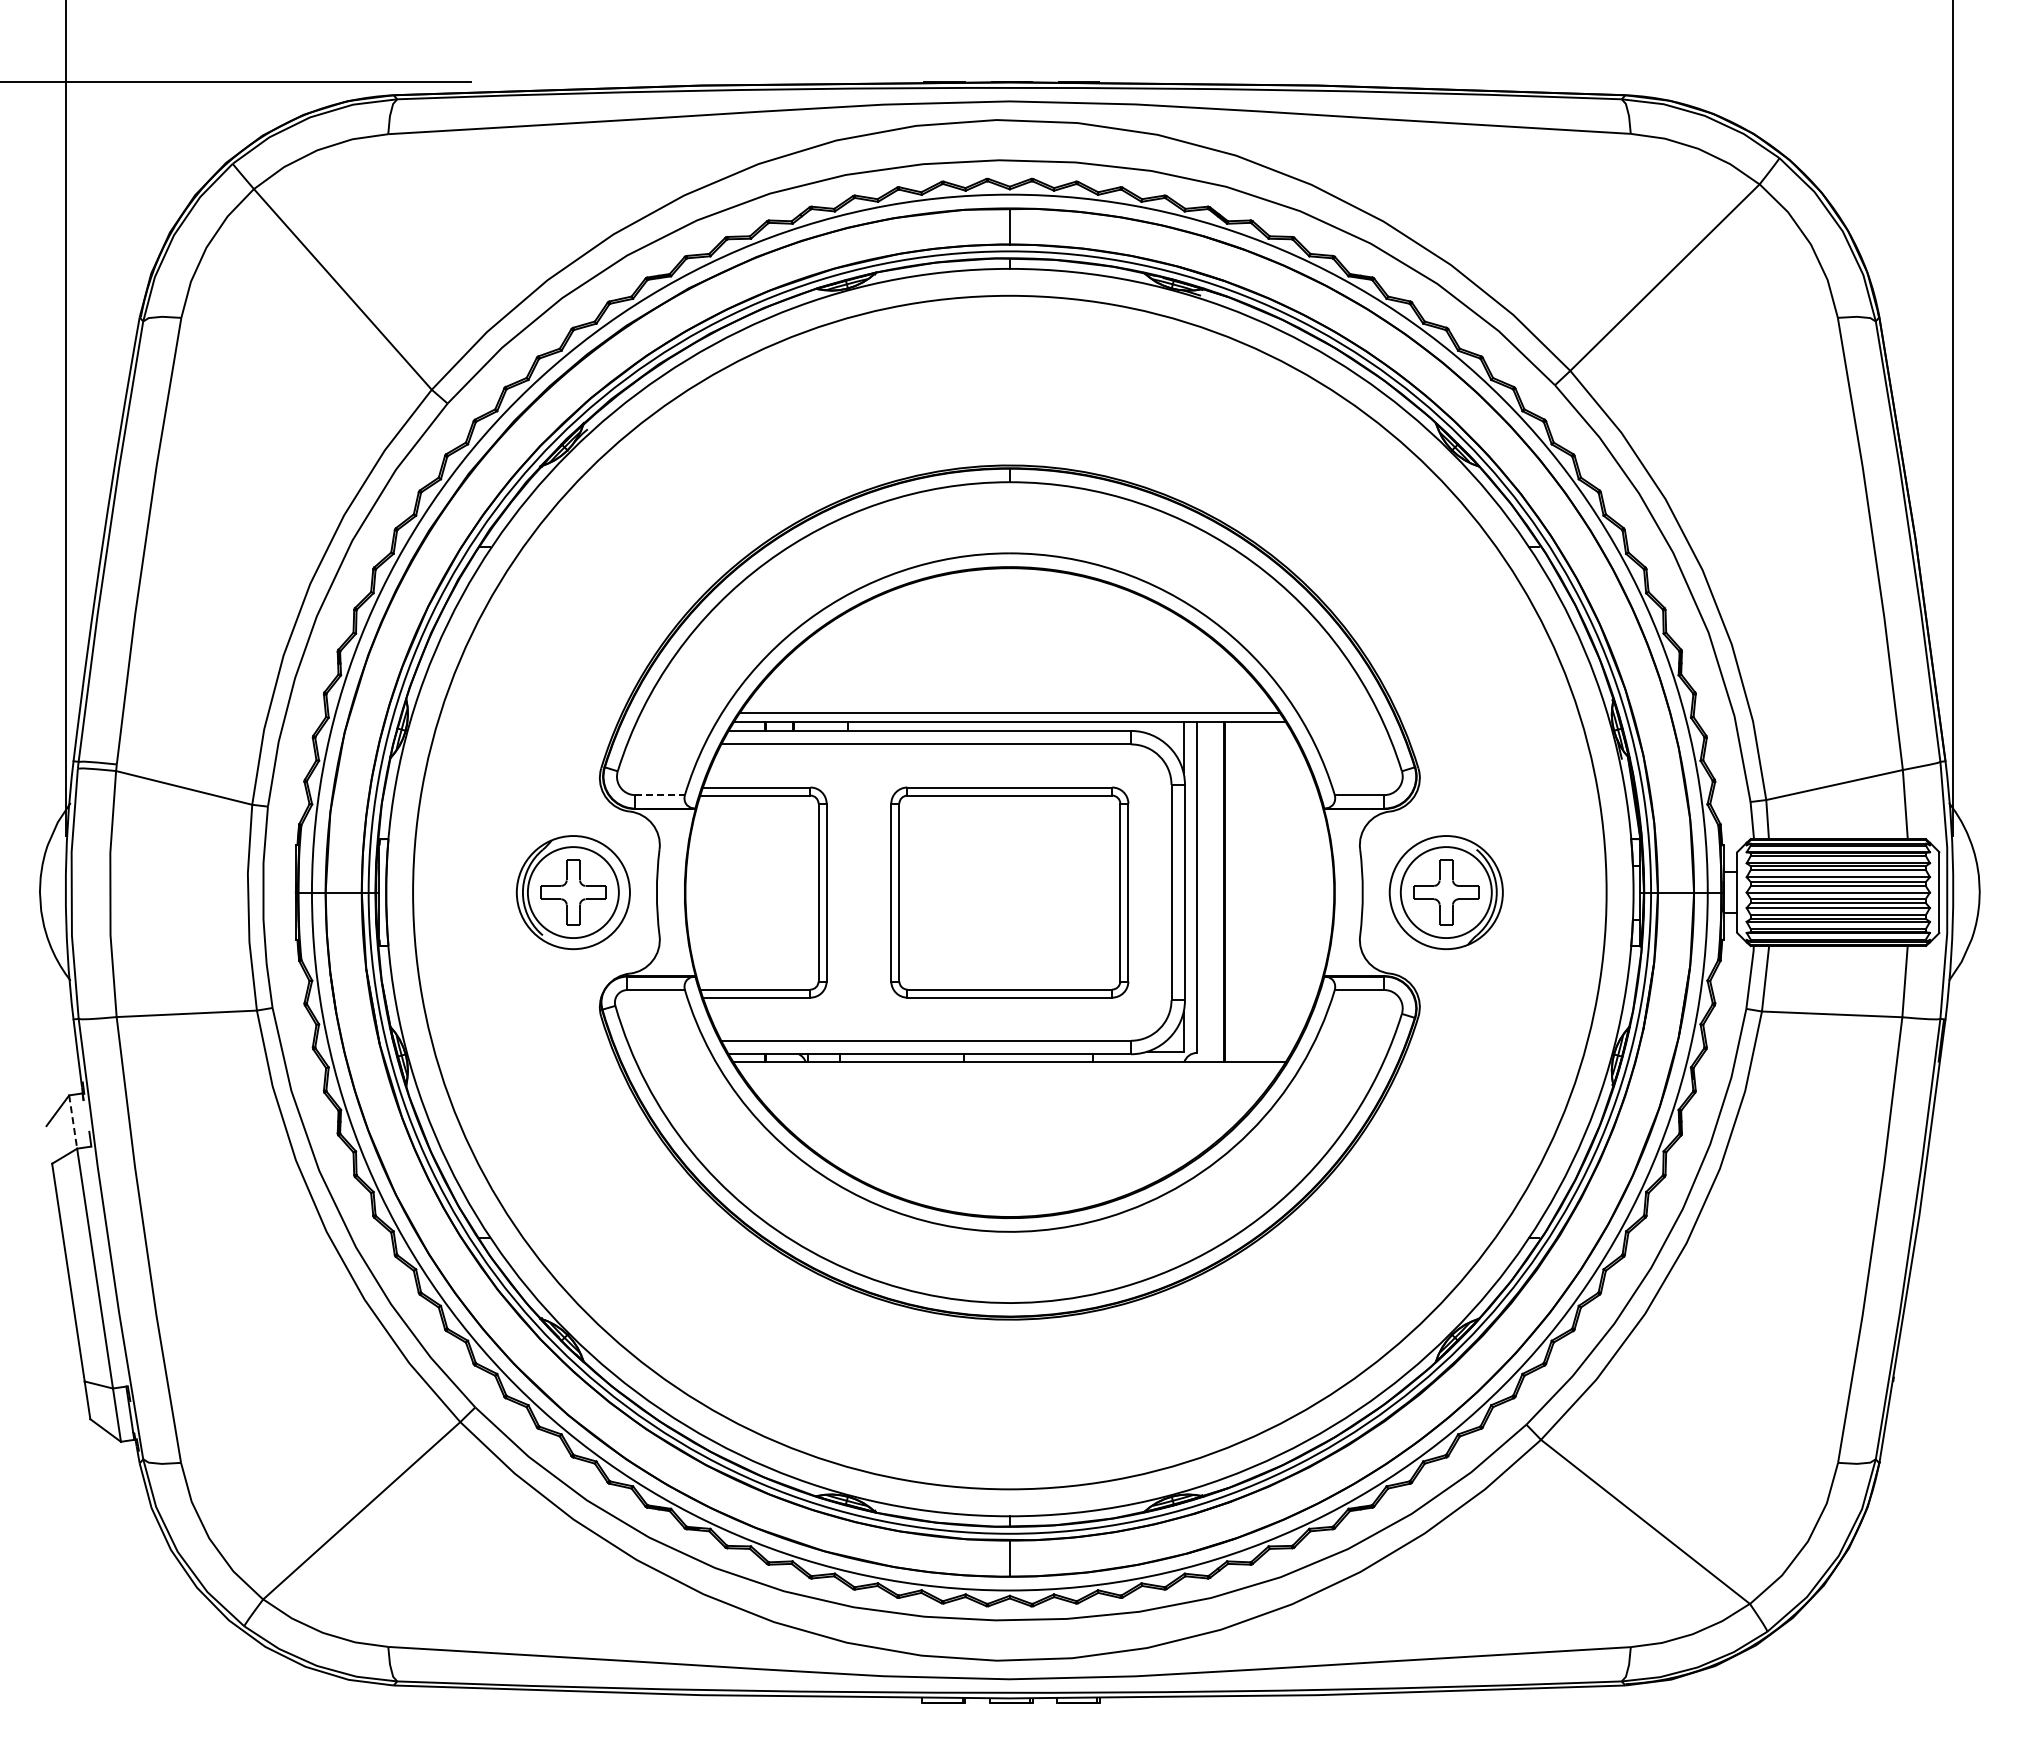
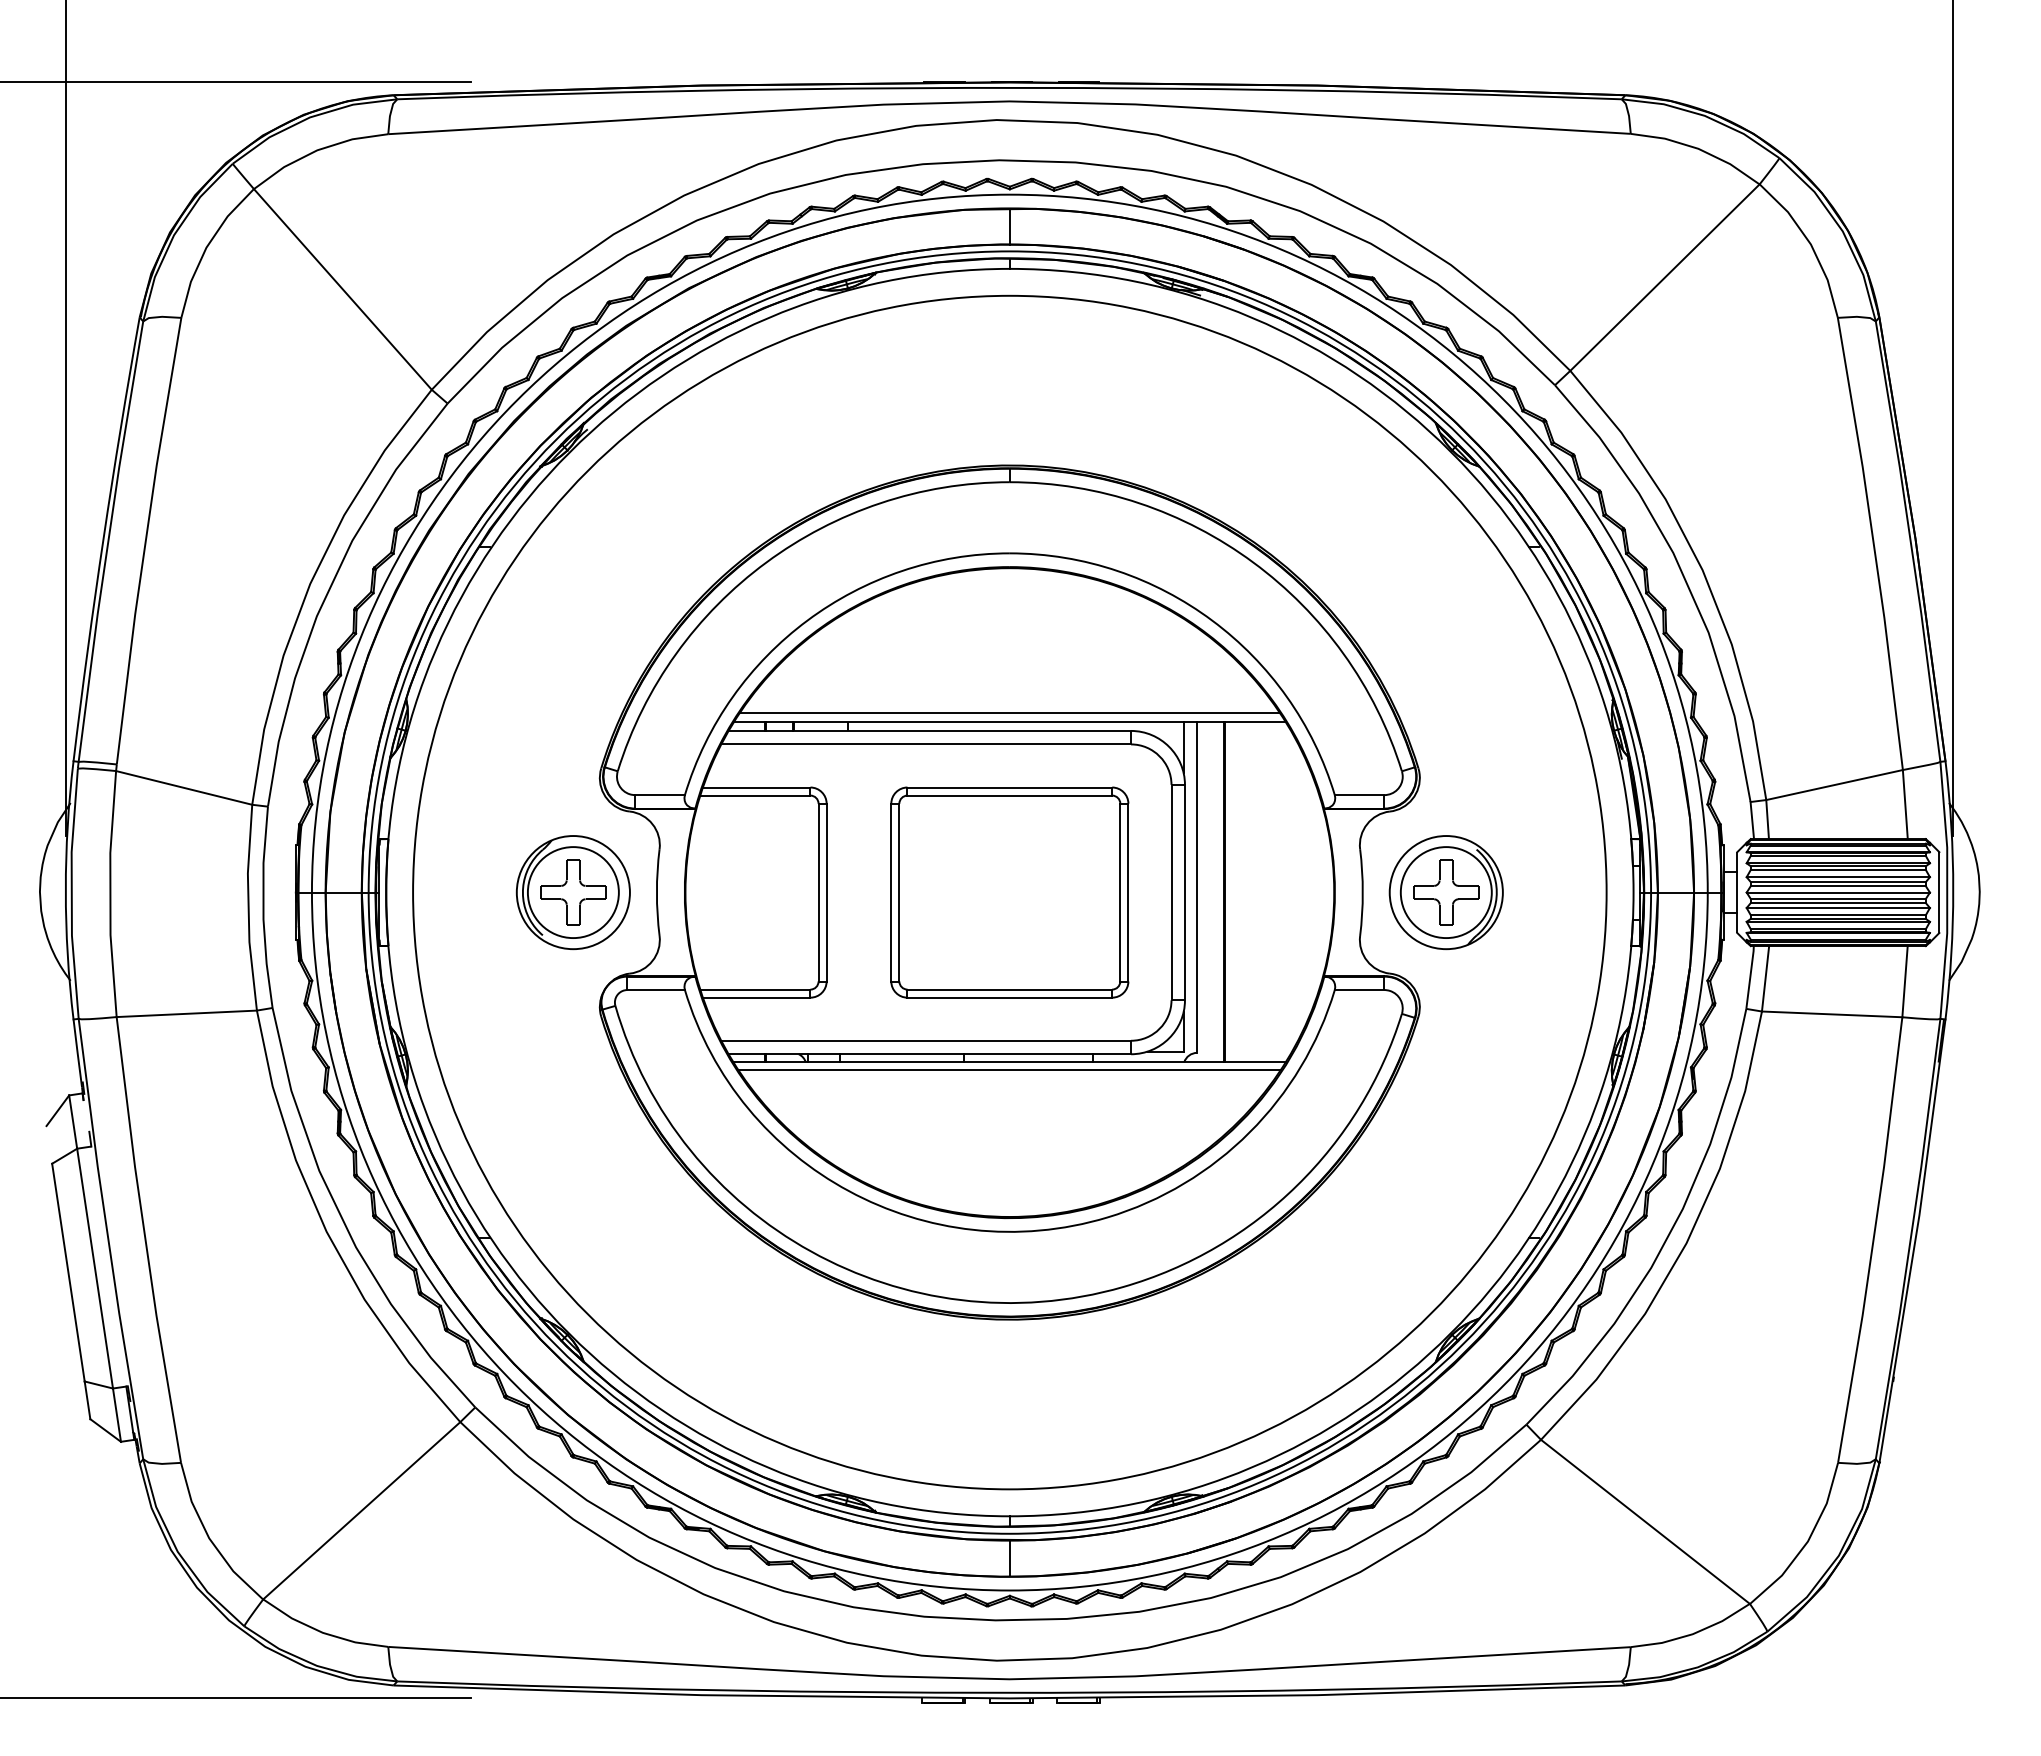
line: dashed -> solid (660, 795)
line: none -> present (1009, 1070)
line: dashed -> solid (73, 1122)
line: none -> present (236, 1698)
